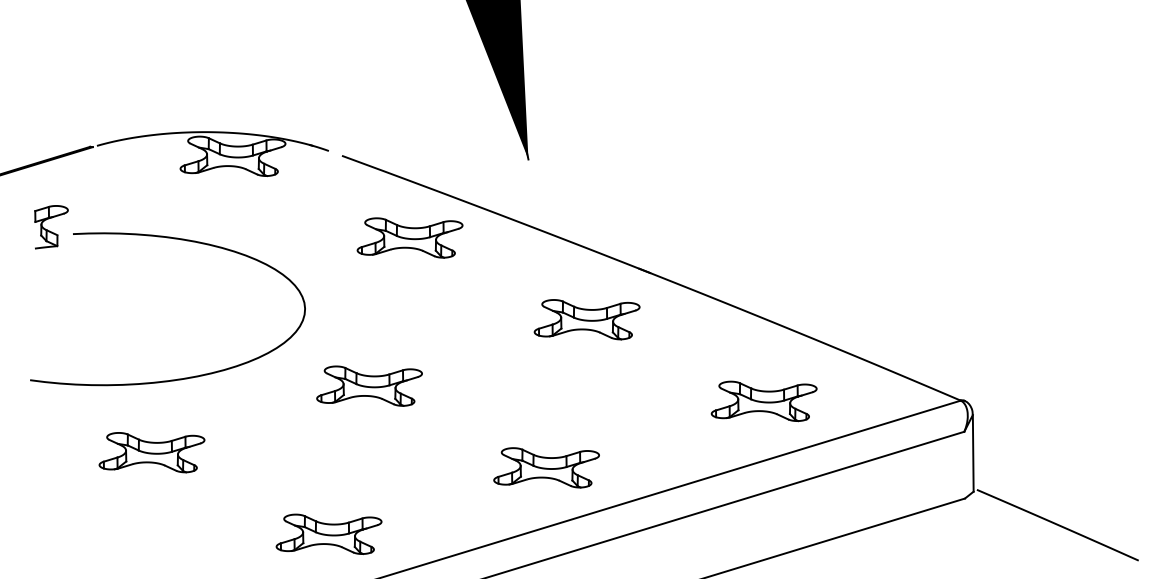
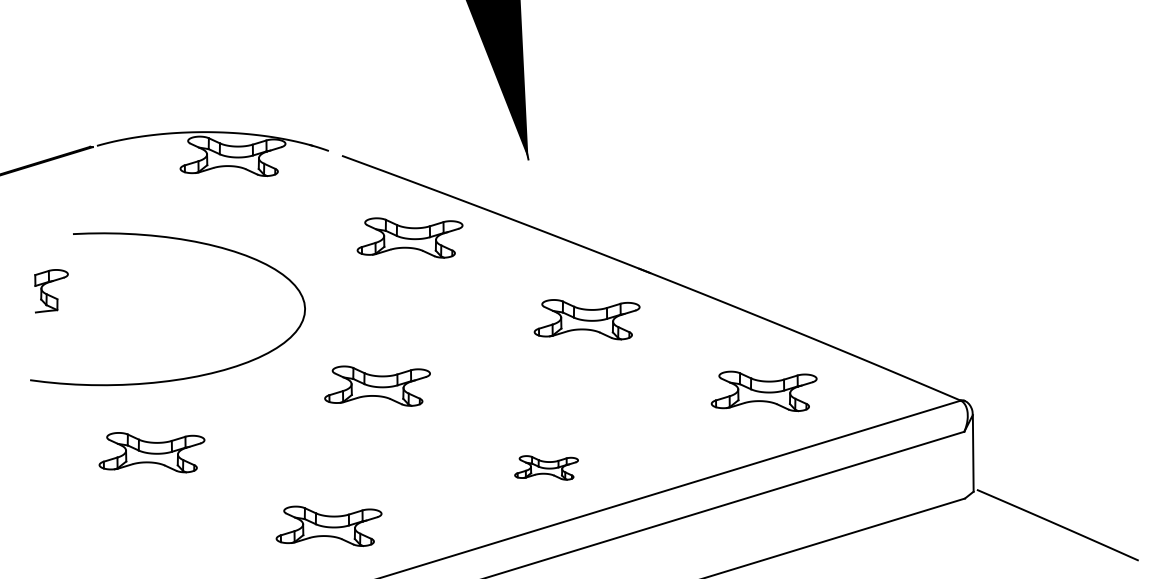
part position: (51, 227) -> (51, 291) (51, 291)
part position: (369, 385) -> (377, 385) (377, 385)
part position: (763, 401) -> (763, 391) (763, 391)
part size: 107x42 px -> 65x26 px (546, 467)
part position: (328, 533) -> (328, 525) (328, 525)
